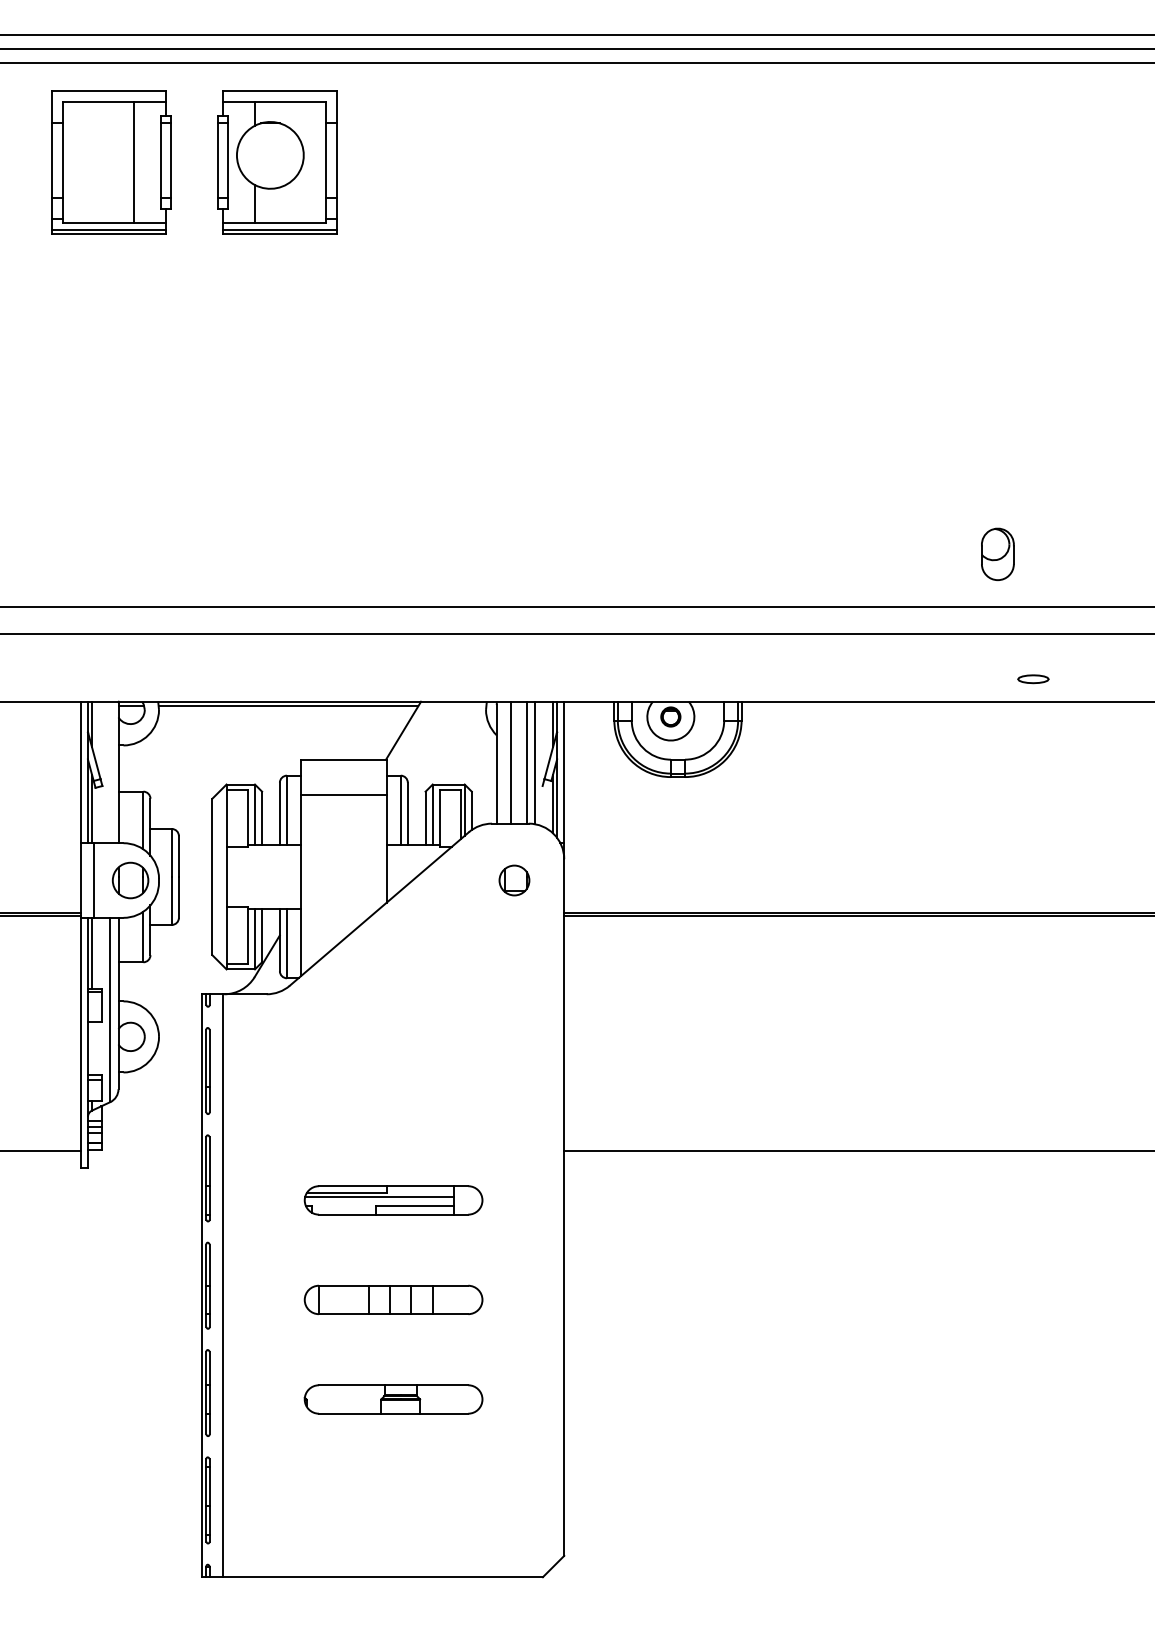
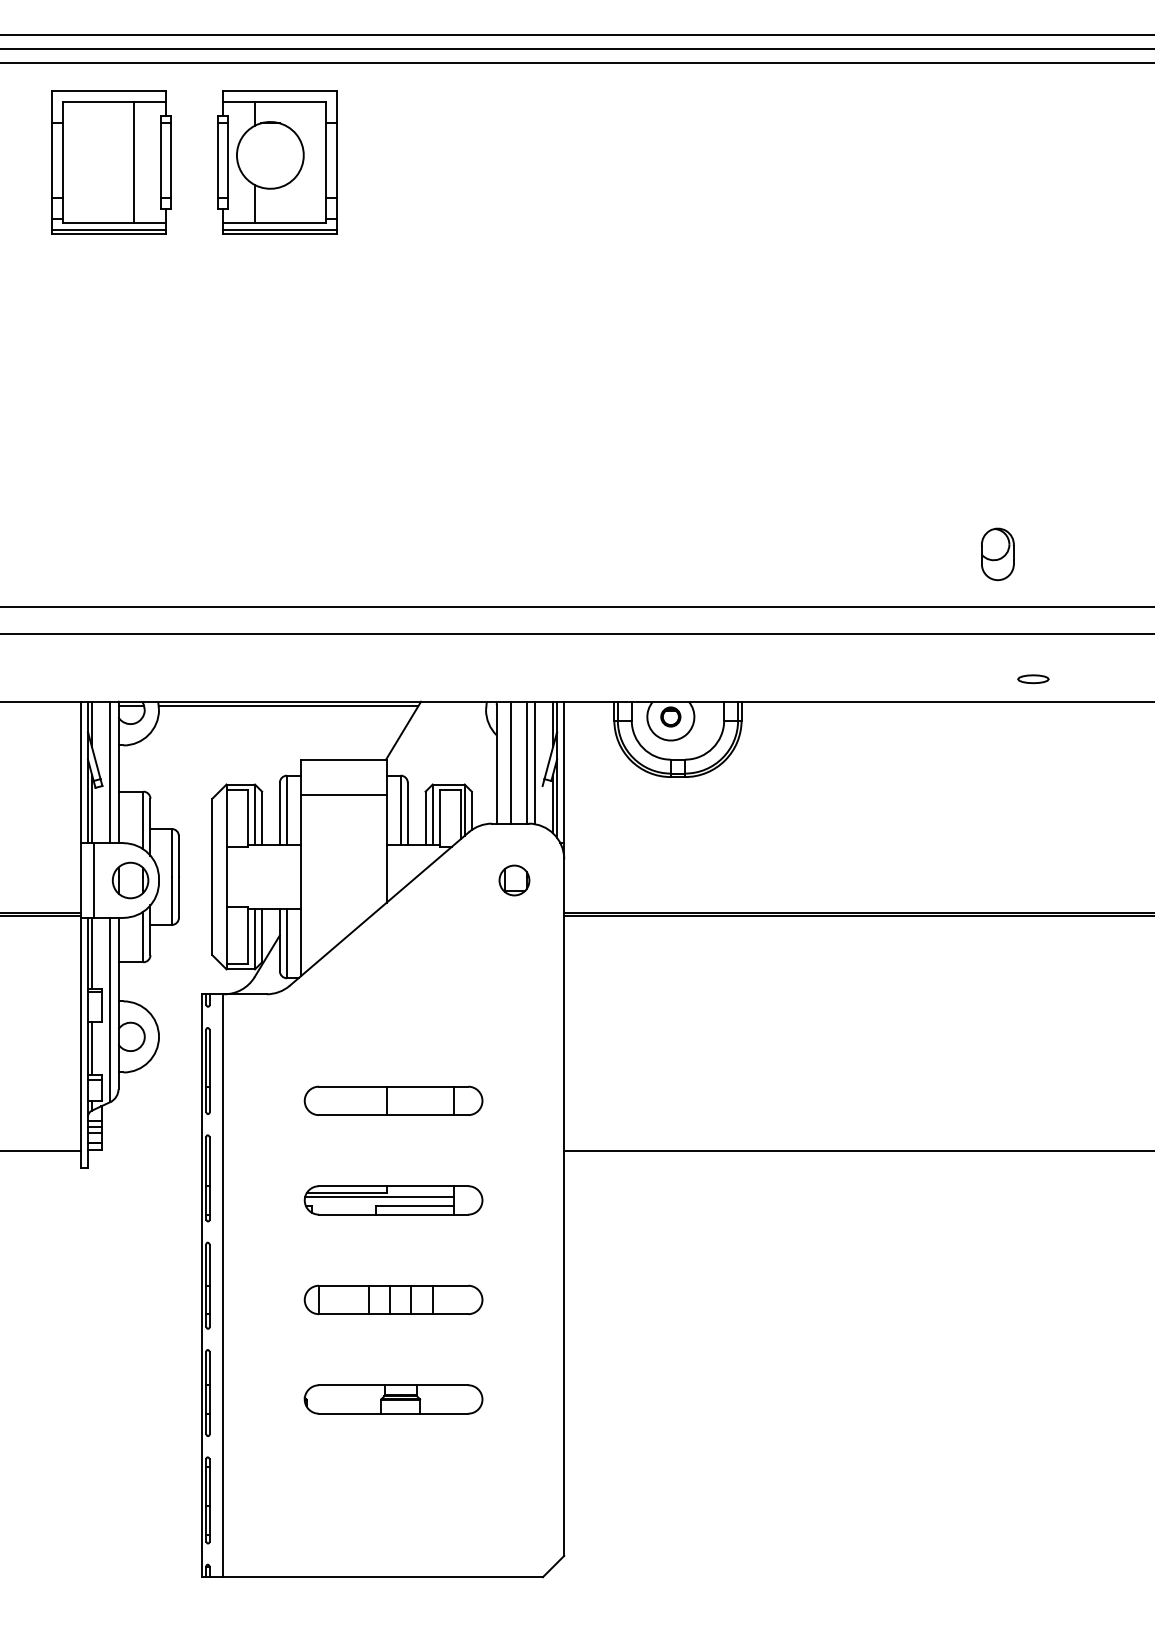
line: none -> present (110, 772)
line: none -> present (92, 1048)
part: none -> present (393, 1100)
